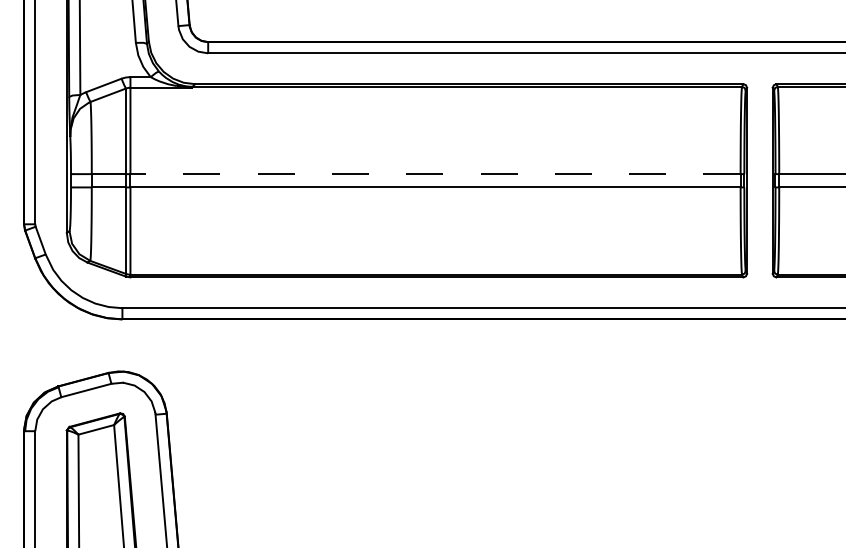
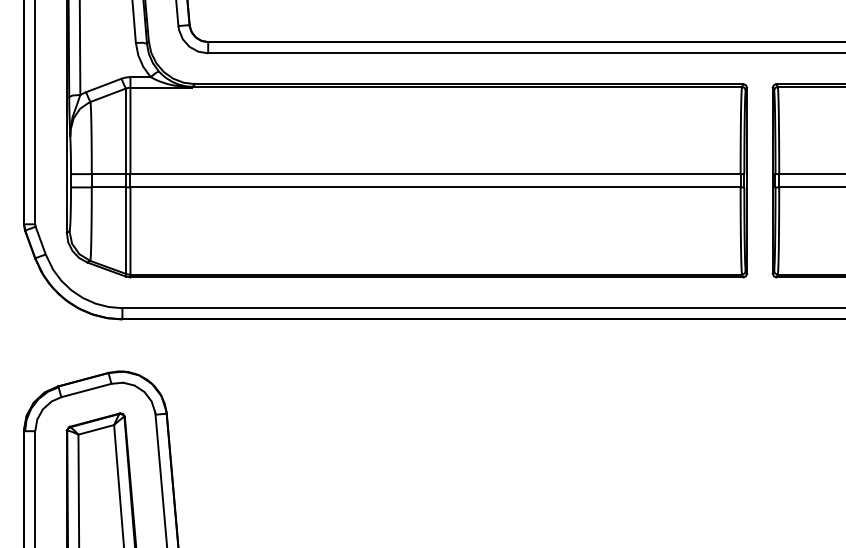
line: dashed -> solid (435, 174)
